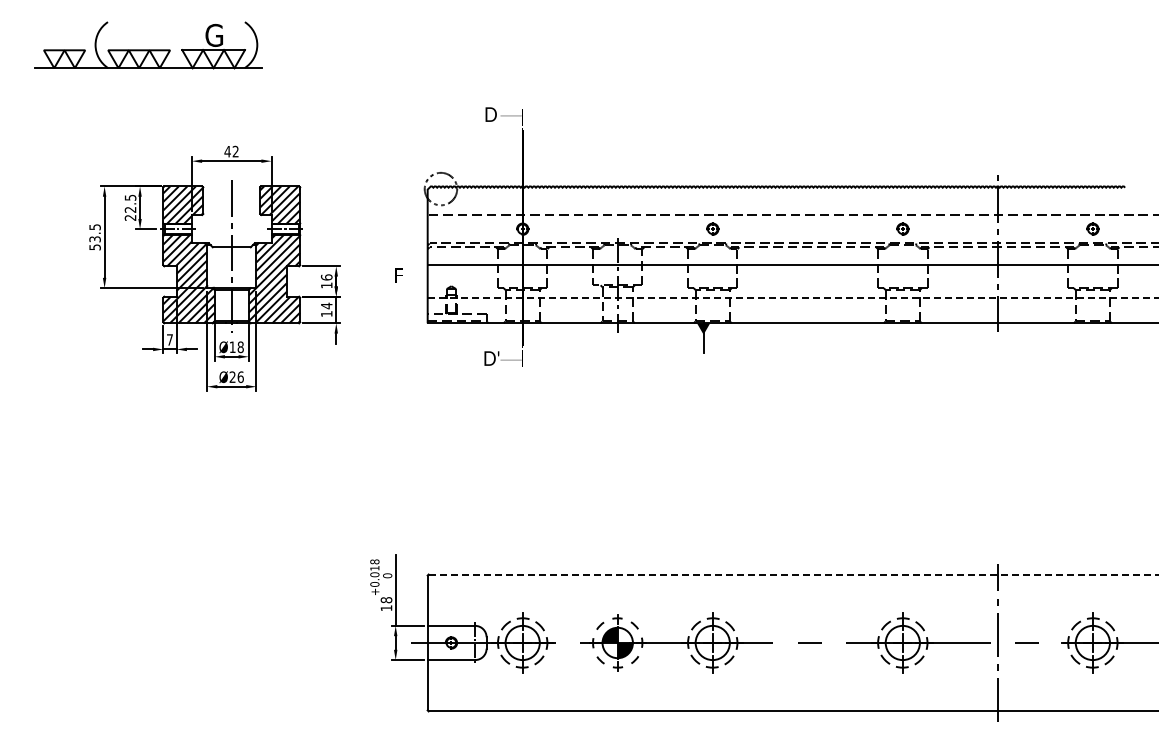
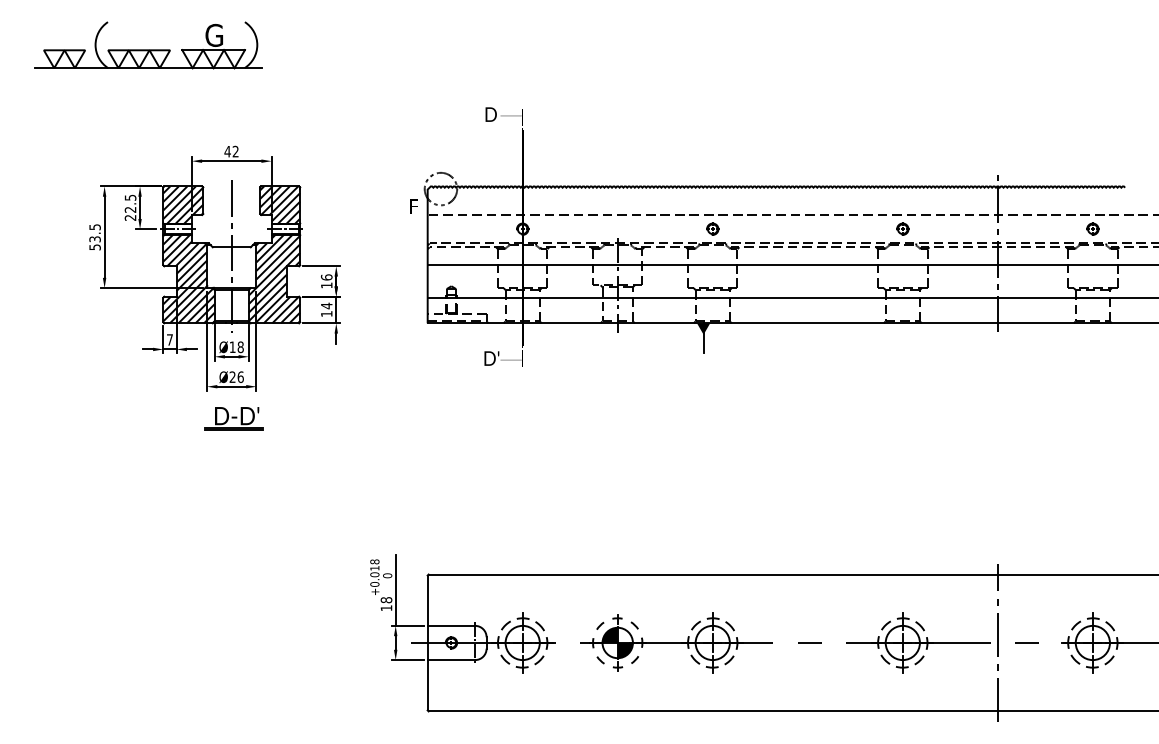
text position: (398, 275) -> (413, 206) (413, 206)
line: dashed -> solid (792, 297)
part: none -> present (233, 418)
line: dashed -> solid (793, 574)
